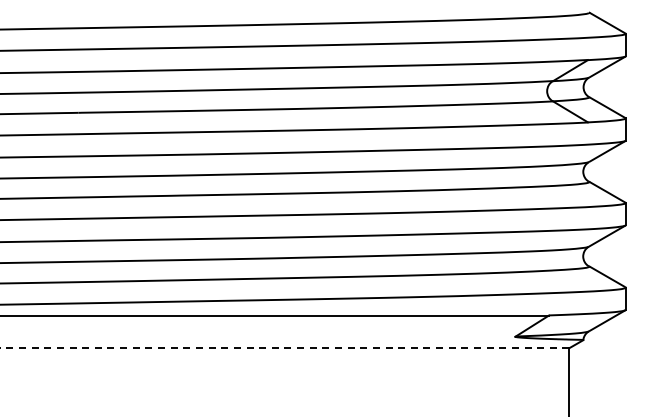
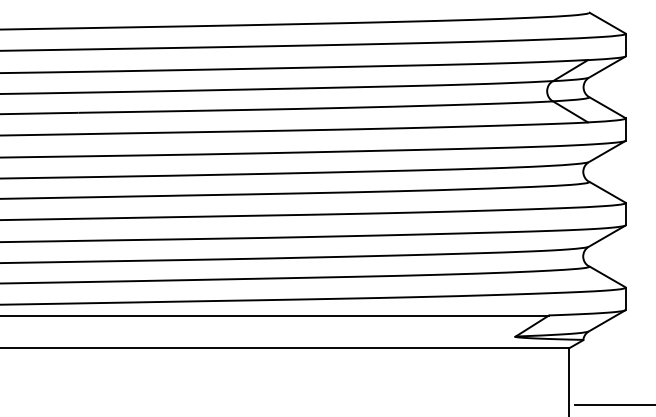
line: dashed -> solid (284, 348)
line: none -> present (613, 404)
